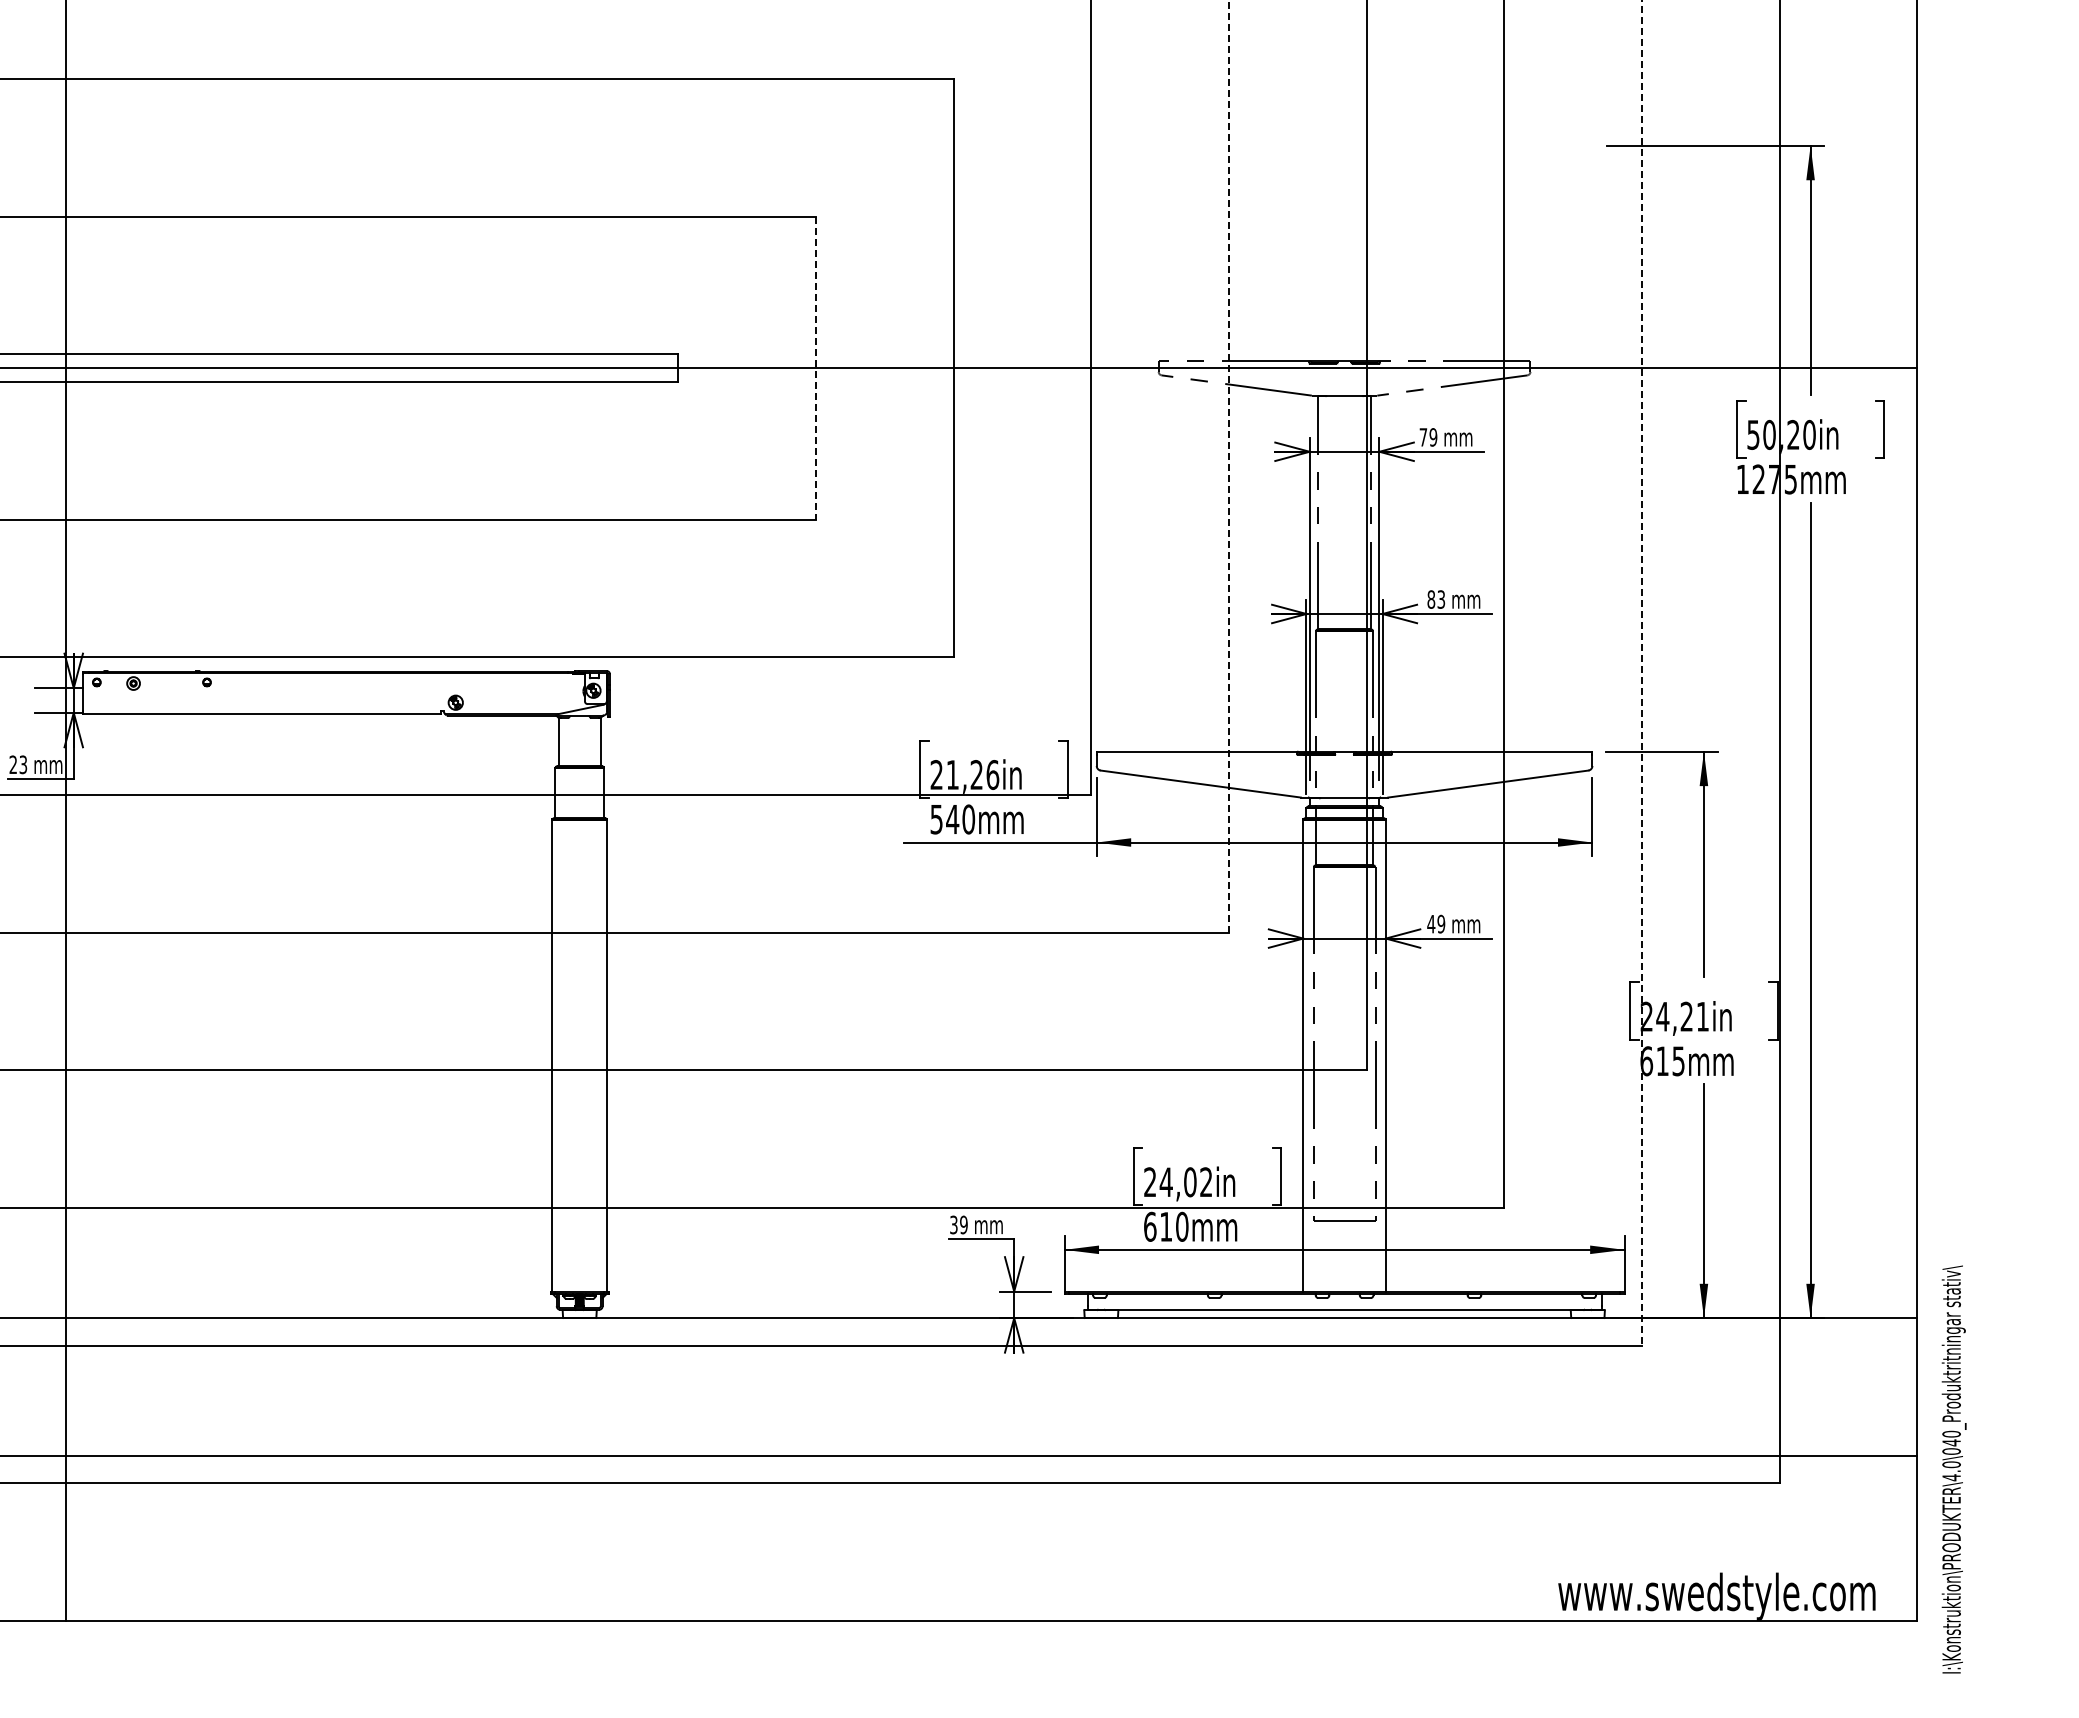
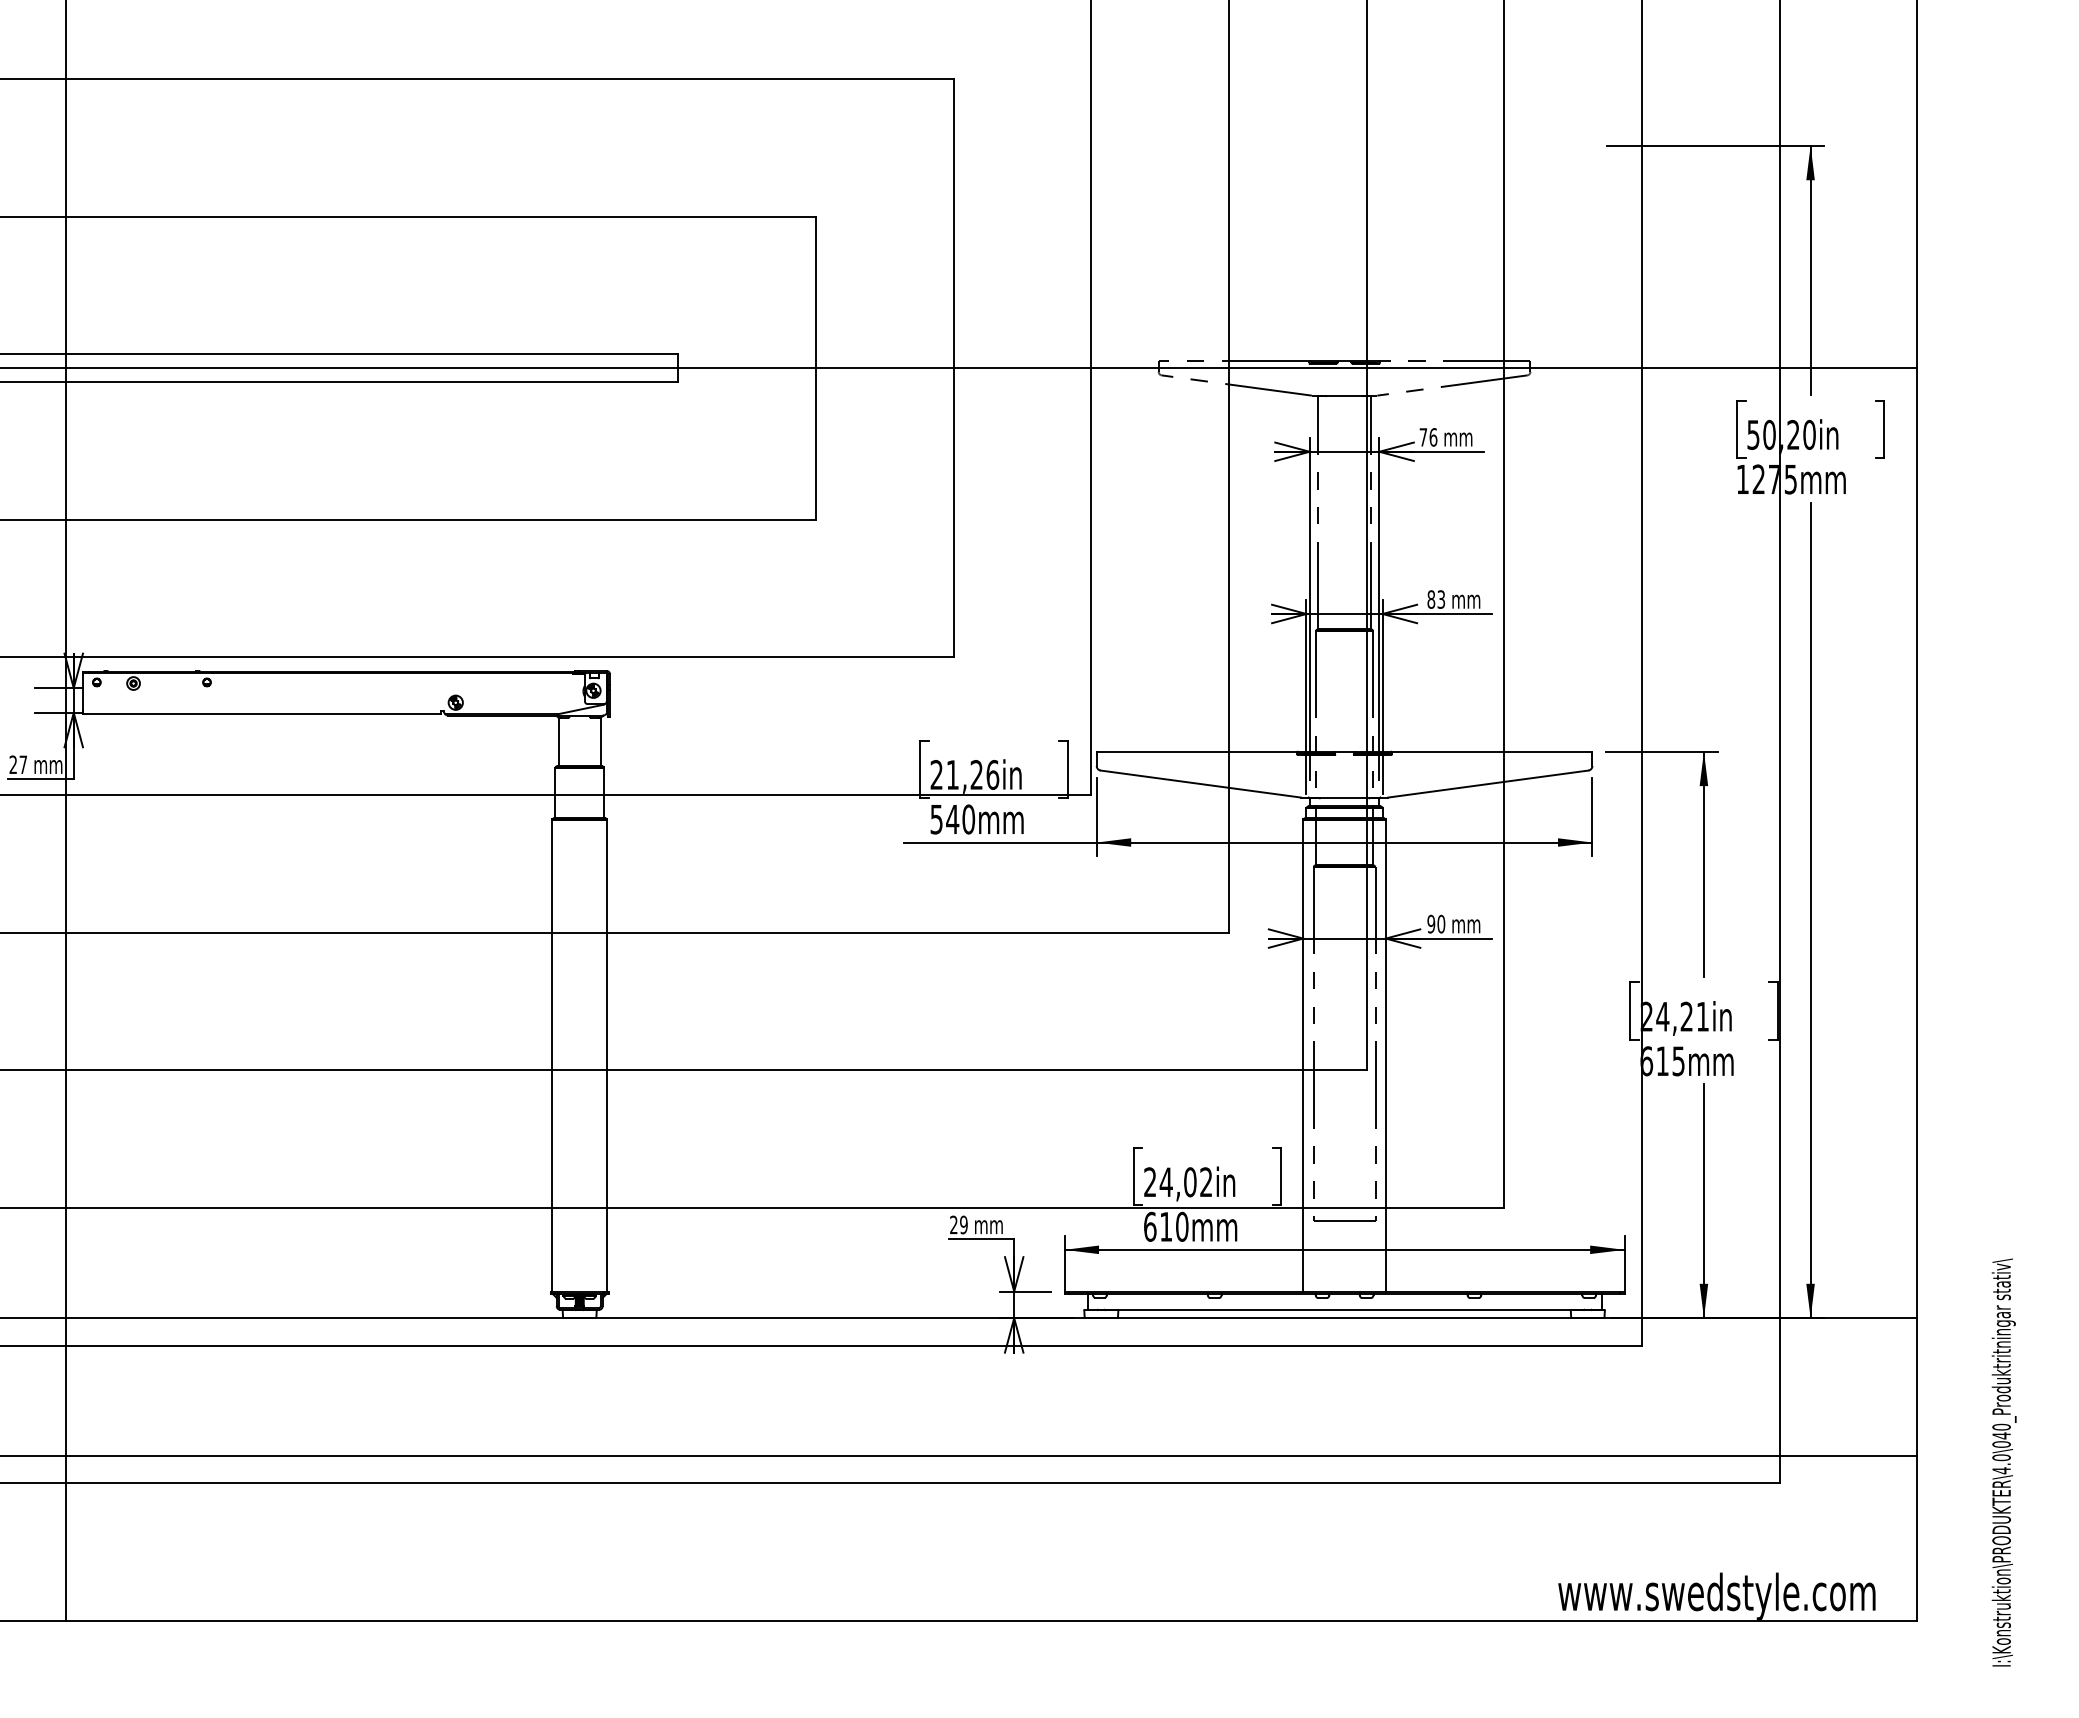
line: dashed -> solid (815, 368)
text: 79 -> 76 (1433, 437)
line: dashed -> solid (1229, 466)
line: dashed -> solid (1642, 672)
text: 23 -> 27 (23, 764)
text: 49 -> 90 (1436, 923)
text: 39 -> 29 (953, 1225)
text position: (1953, 1469) -> (2003, 1462) (2003, 1462)
